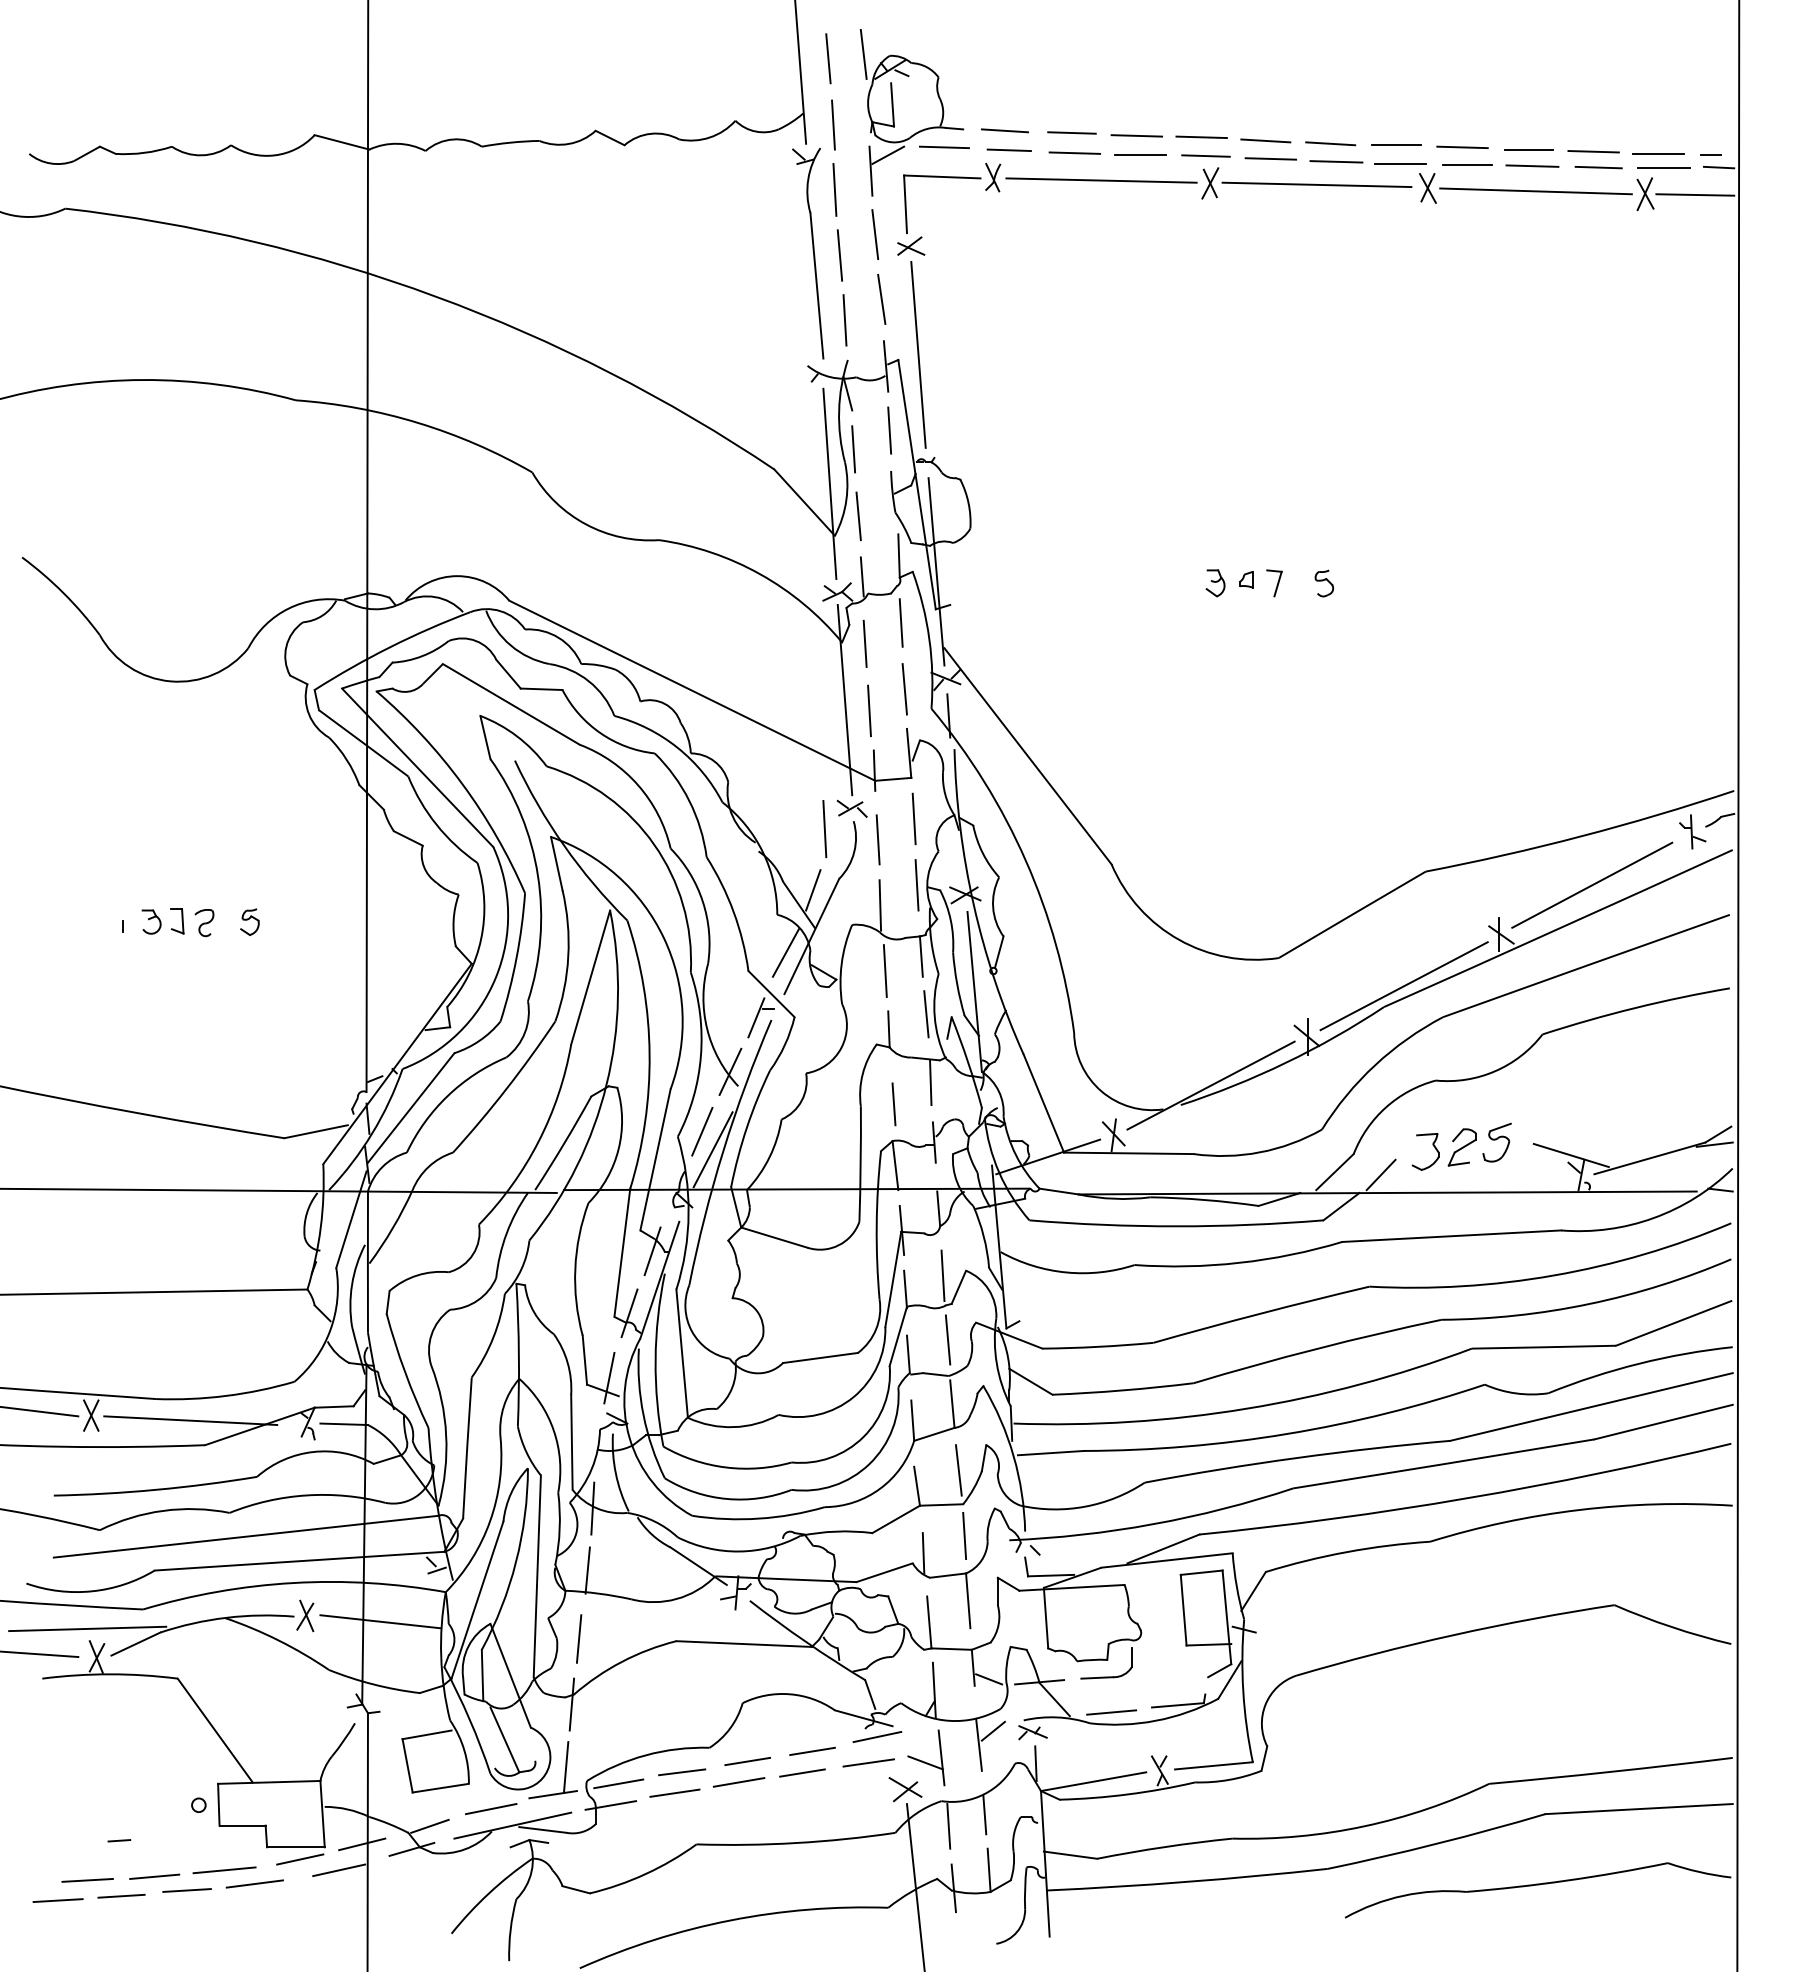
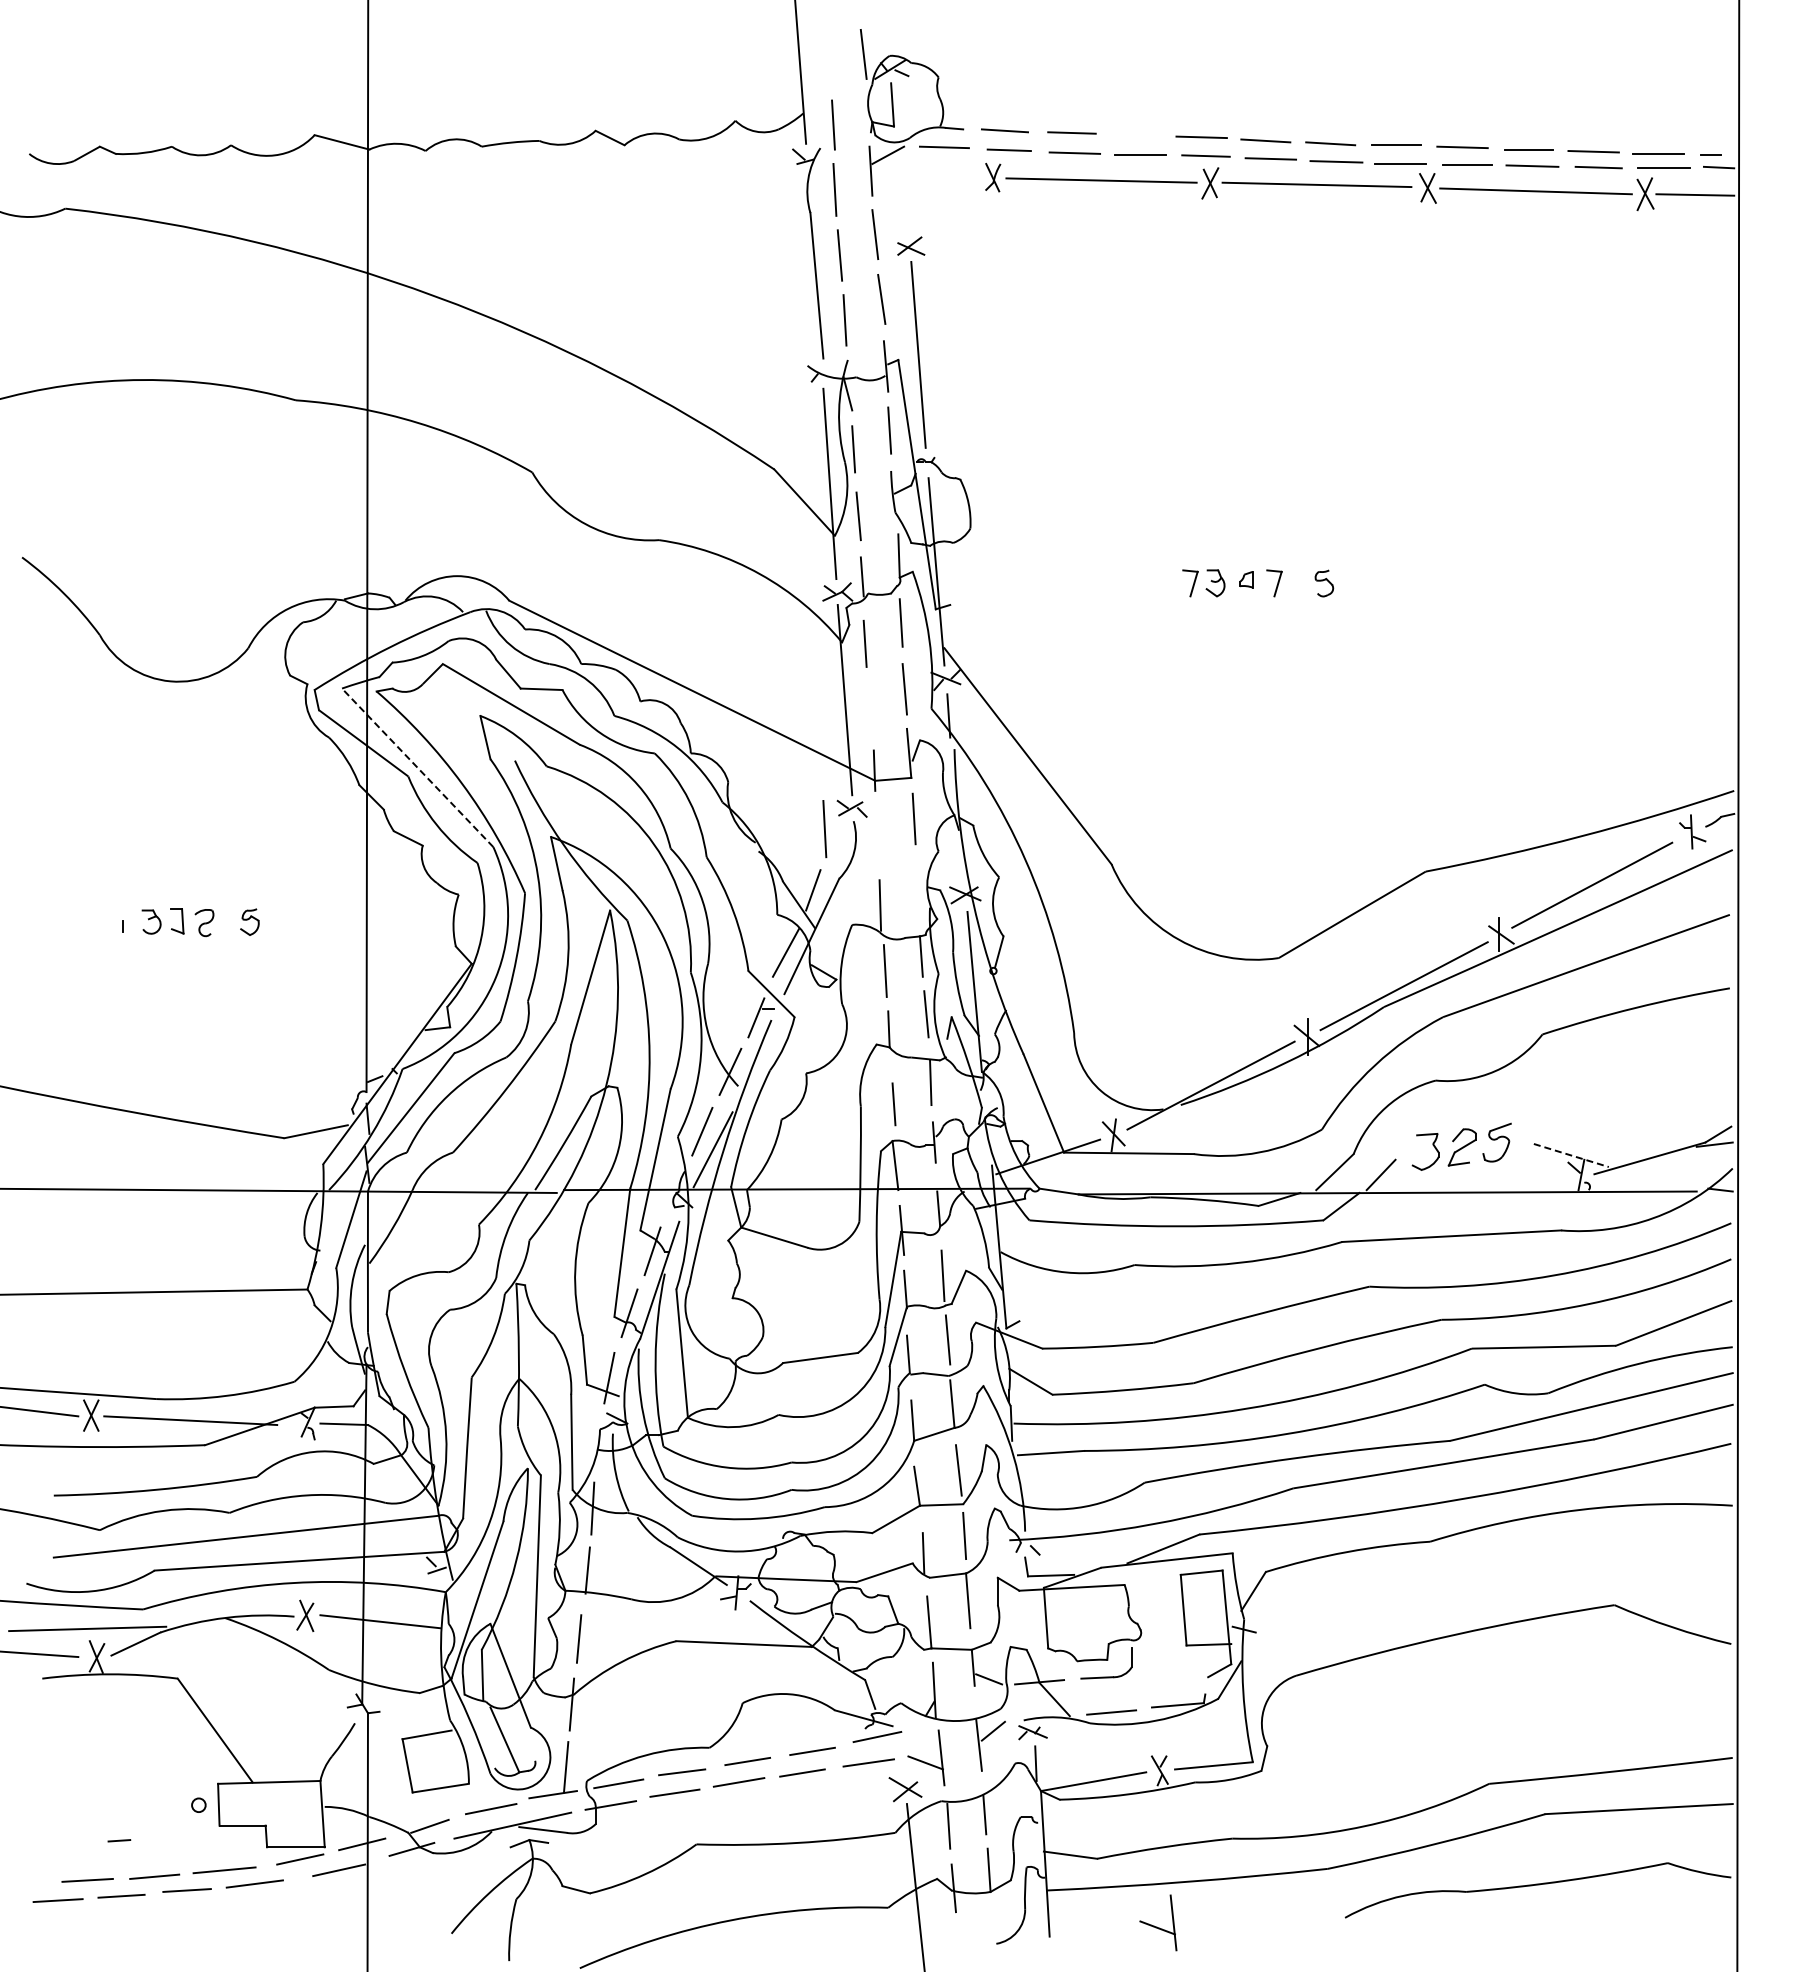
line: present -> none (828, 58)
line: present -> none (1136, 135)
part: present -> none (948, 178)
part: none -> present (1190, 583)
line: present -> none (869, 710)
line: solid -> dashed (417, 767)
line: present -> none (877, 839)
line: present -> none (916, 885)
line: solid -> dashed (1571, 1155)
part: none -> present (1158, 1922)
